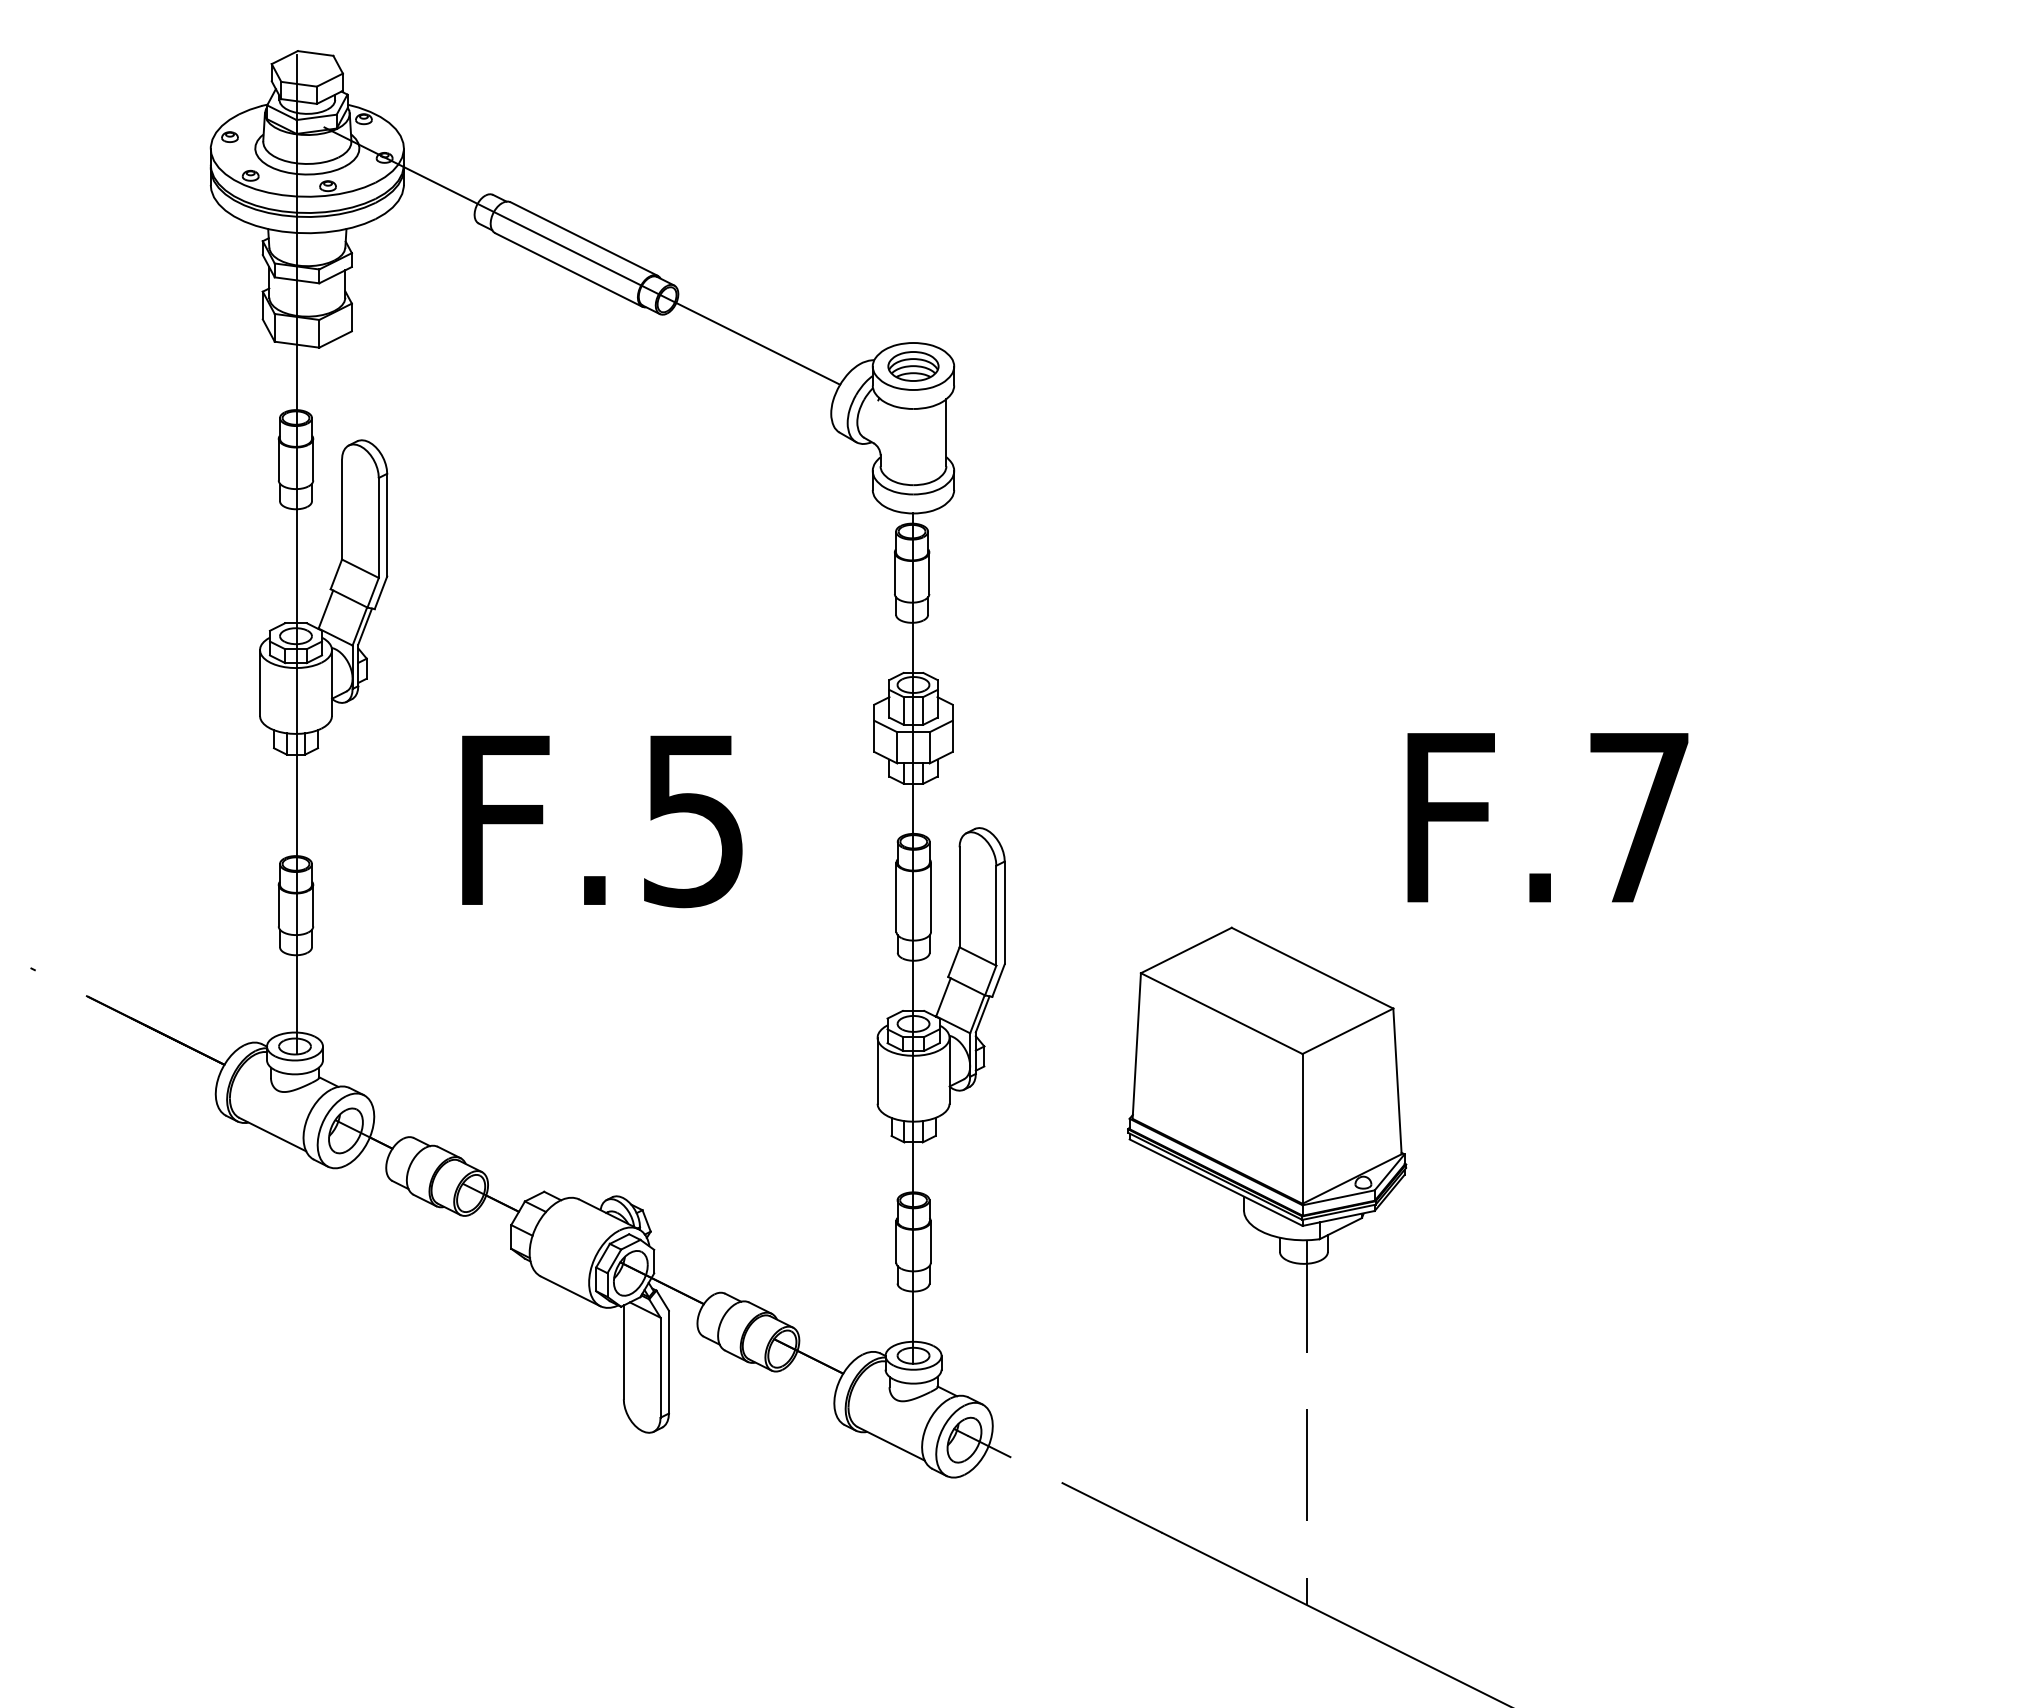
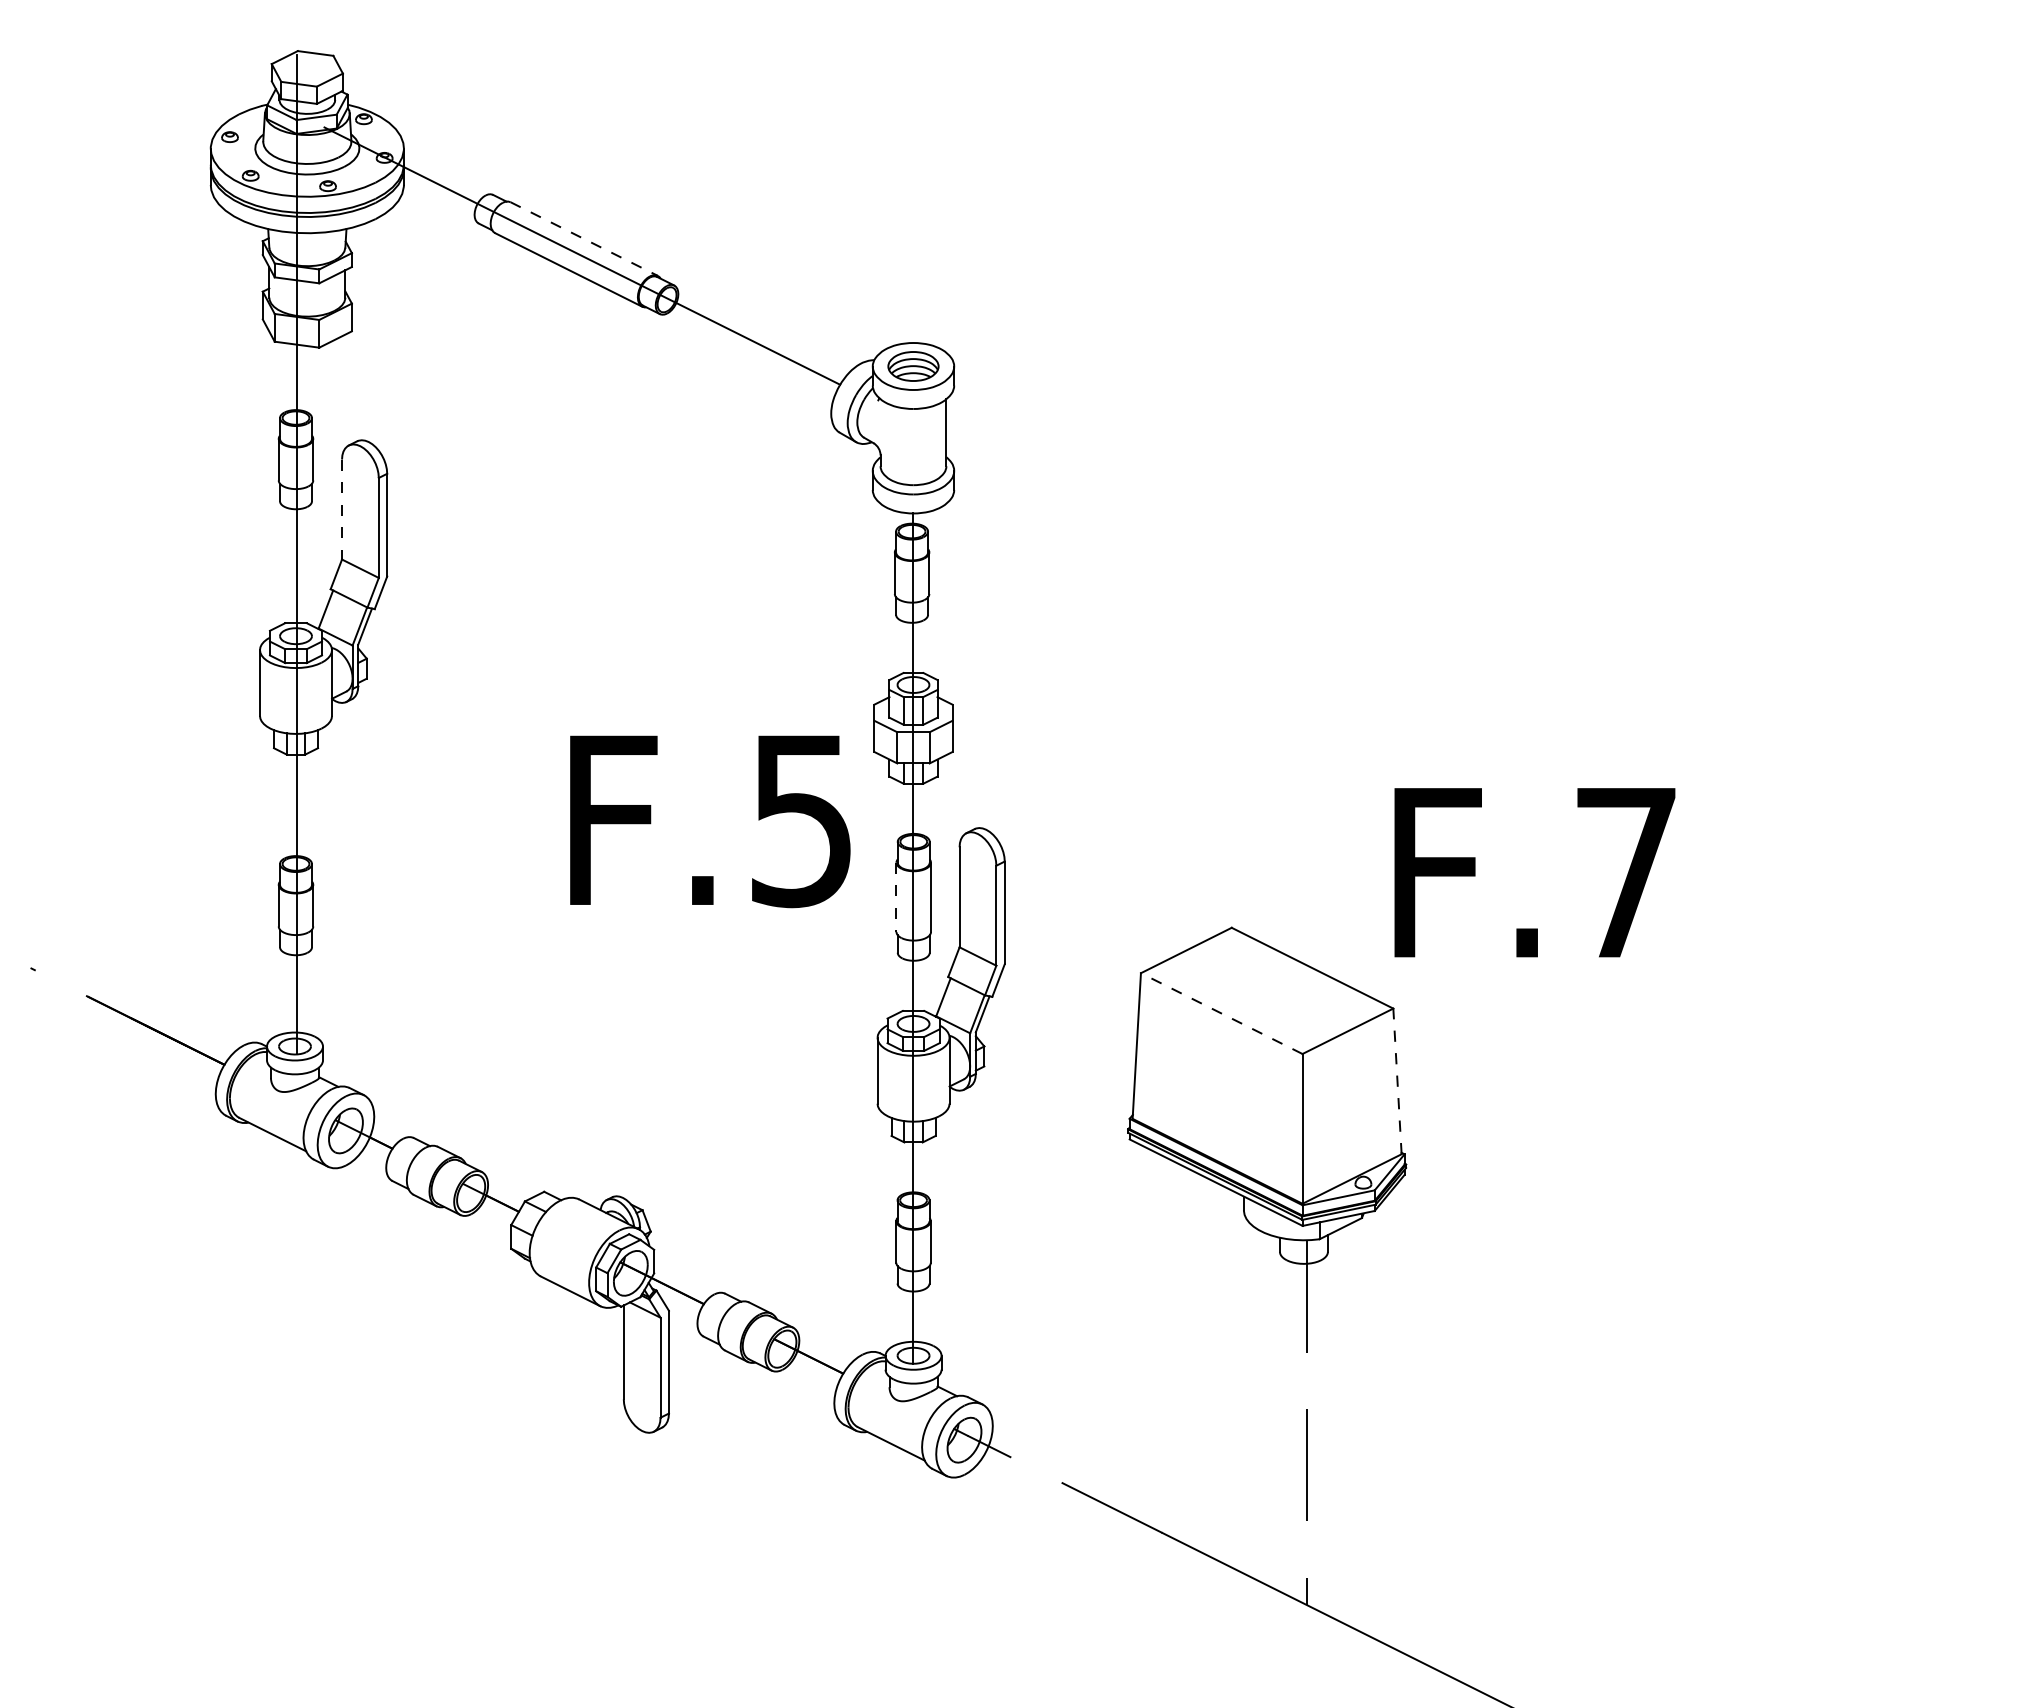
line: solid -> dashed (584, 239)
line: solid -> dashed (342, 509)
text position: (1547, 817) -> (1534, 872) (1534, 872)
text position: (602, 821) -> (710, 821) (710, 821)
line: solid -> dashed (896, 897)
line: solid -> dashed (1221, 1013)
line: solid -> dashed (1397, 1081)
